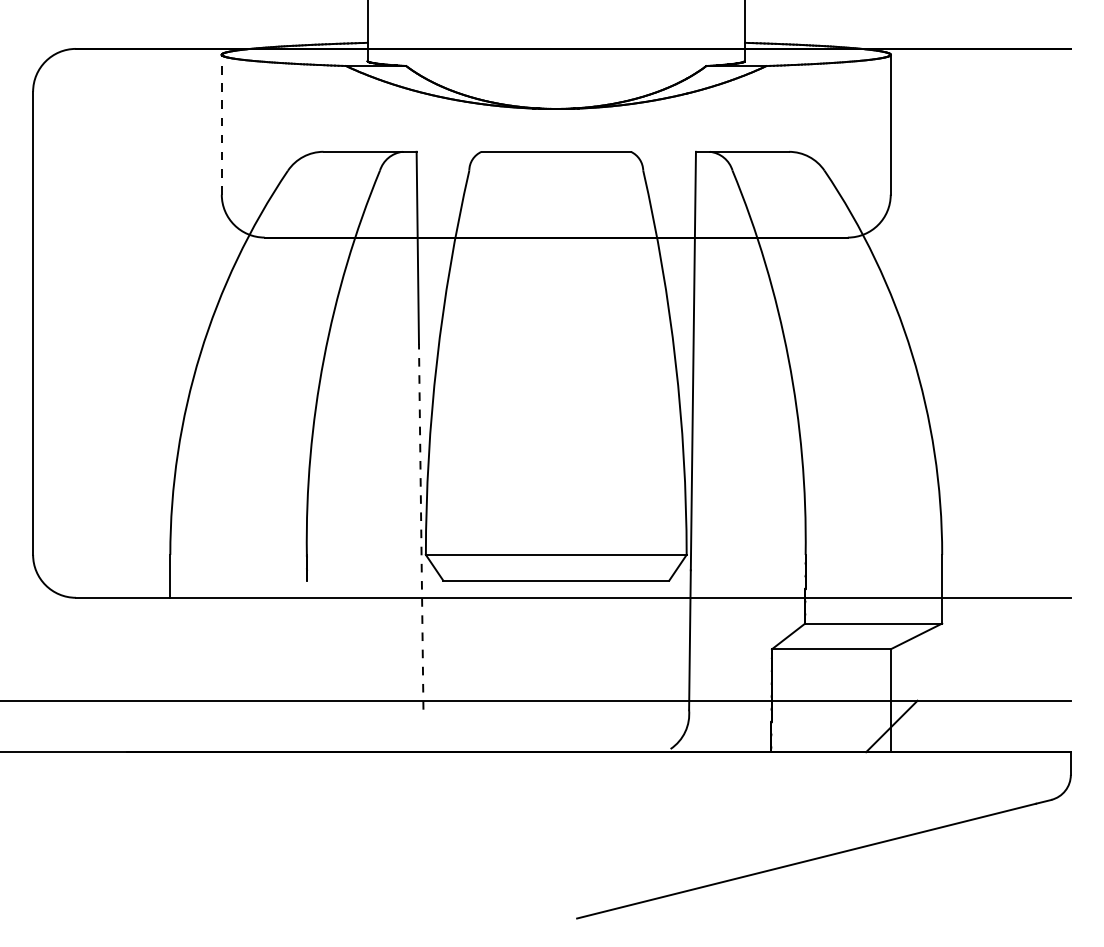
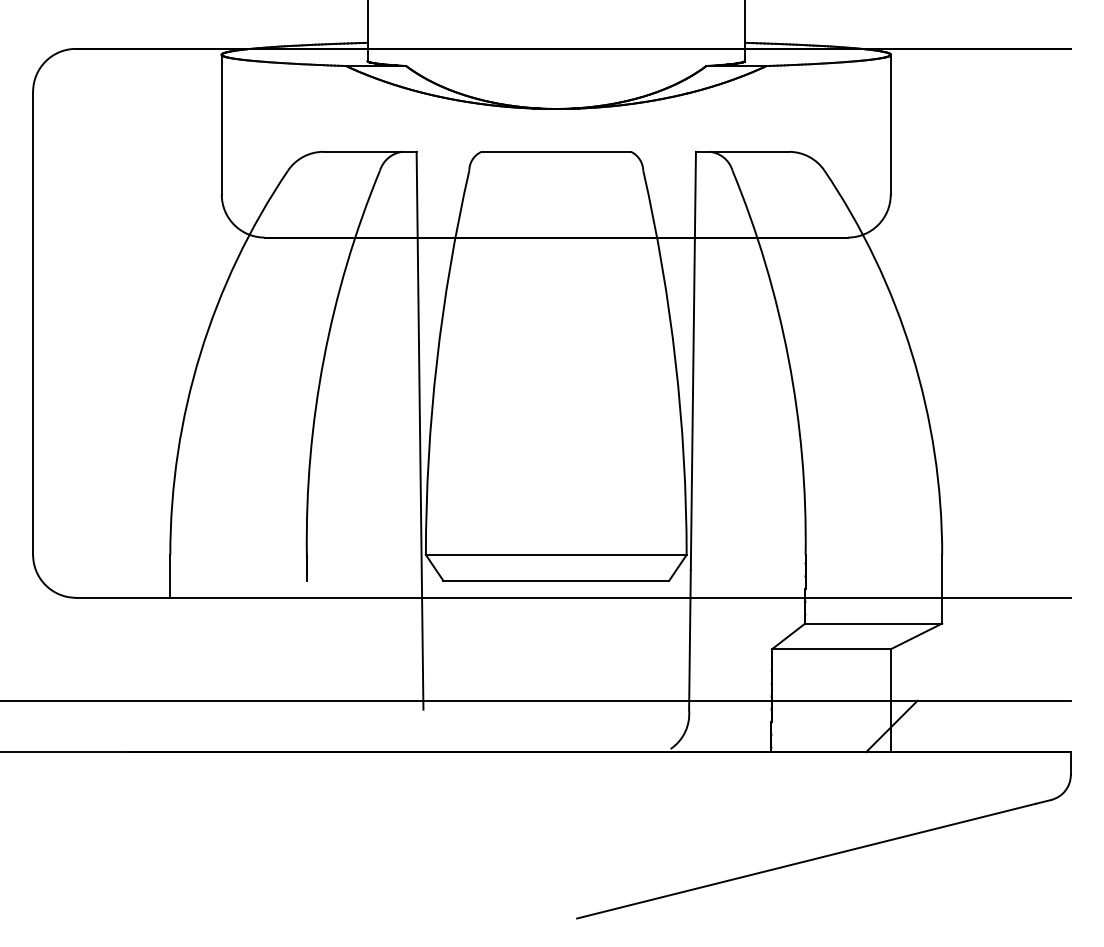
line: dashed -> solid (221, 124)
line: dashed -> solid (421, 526)
